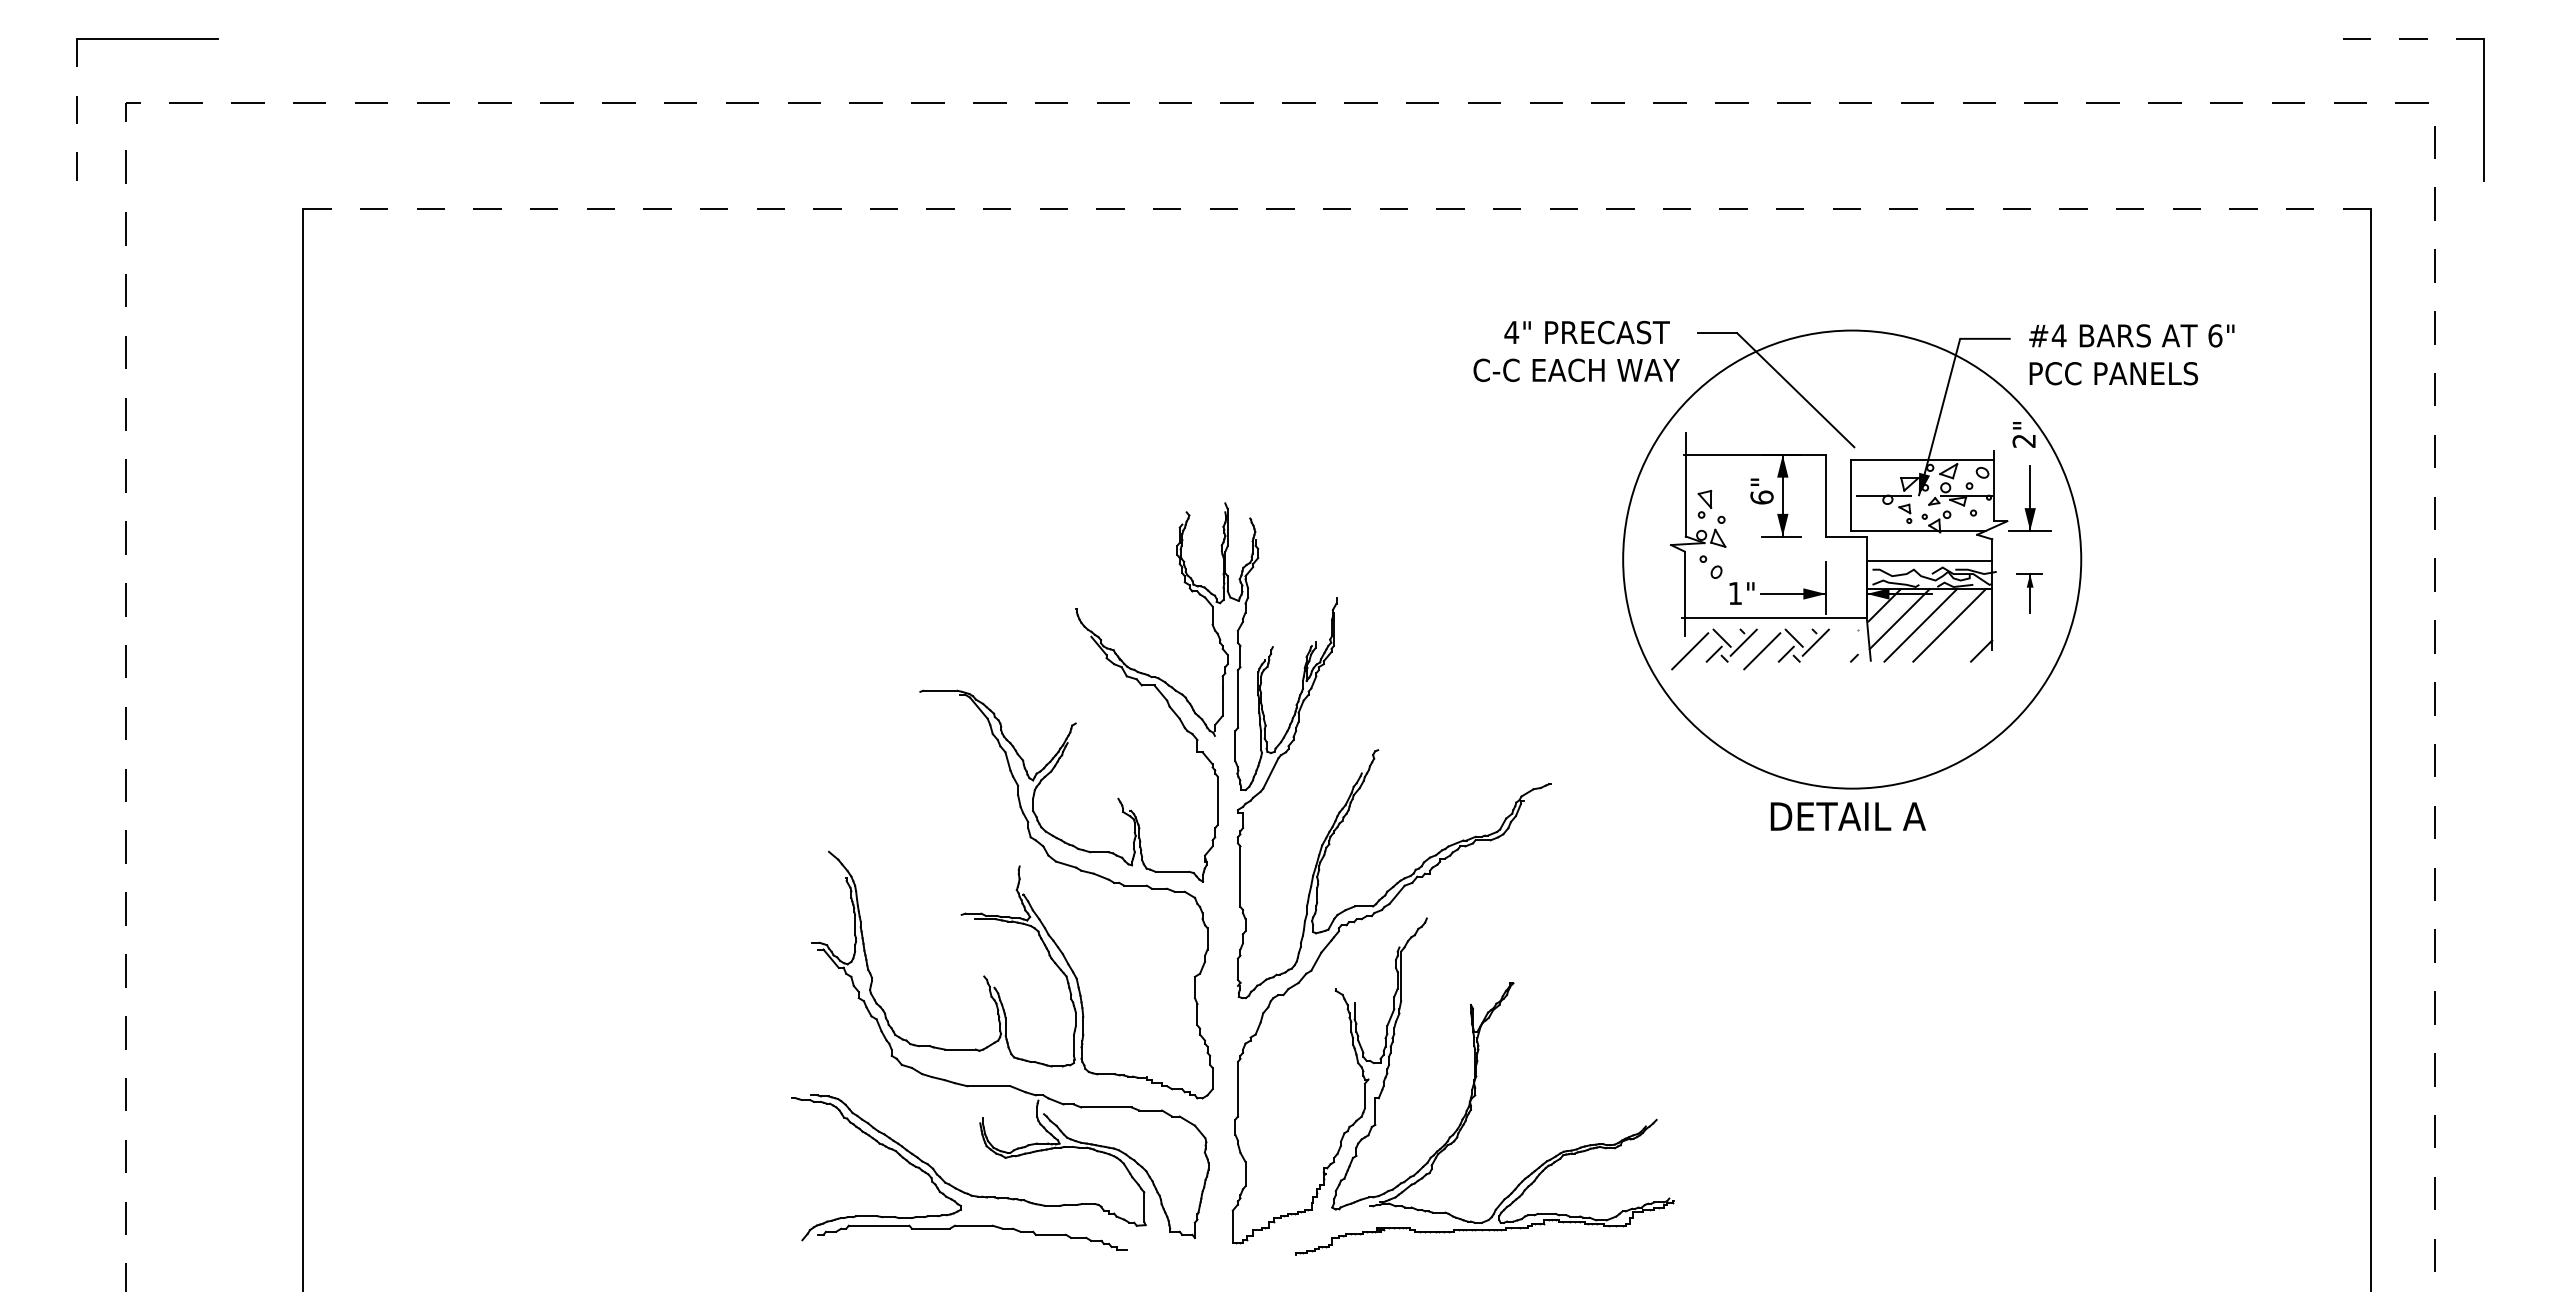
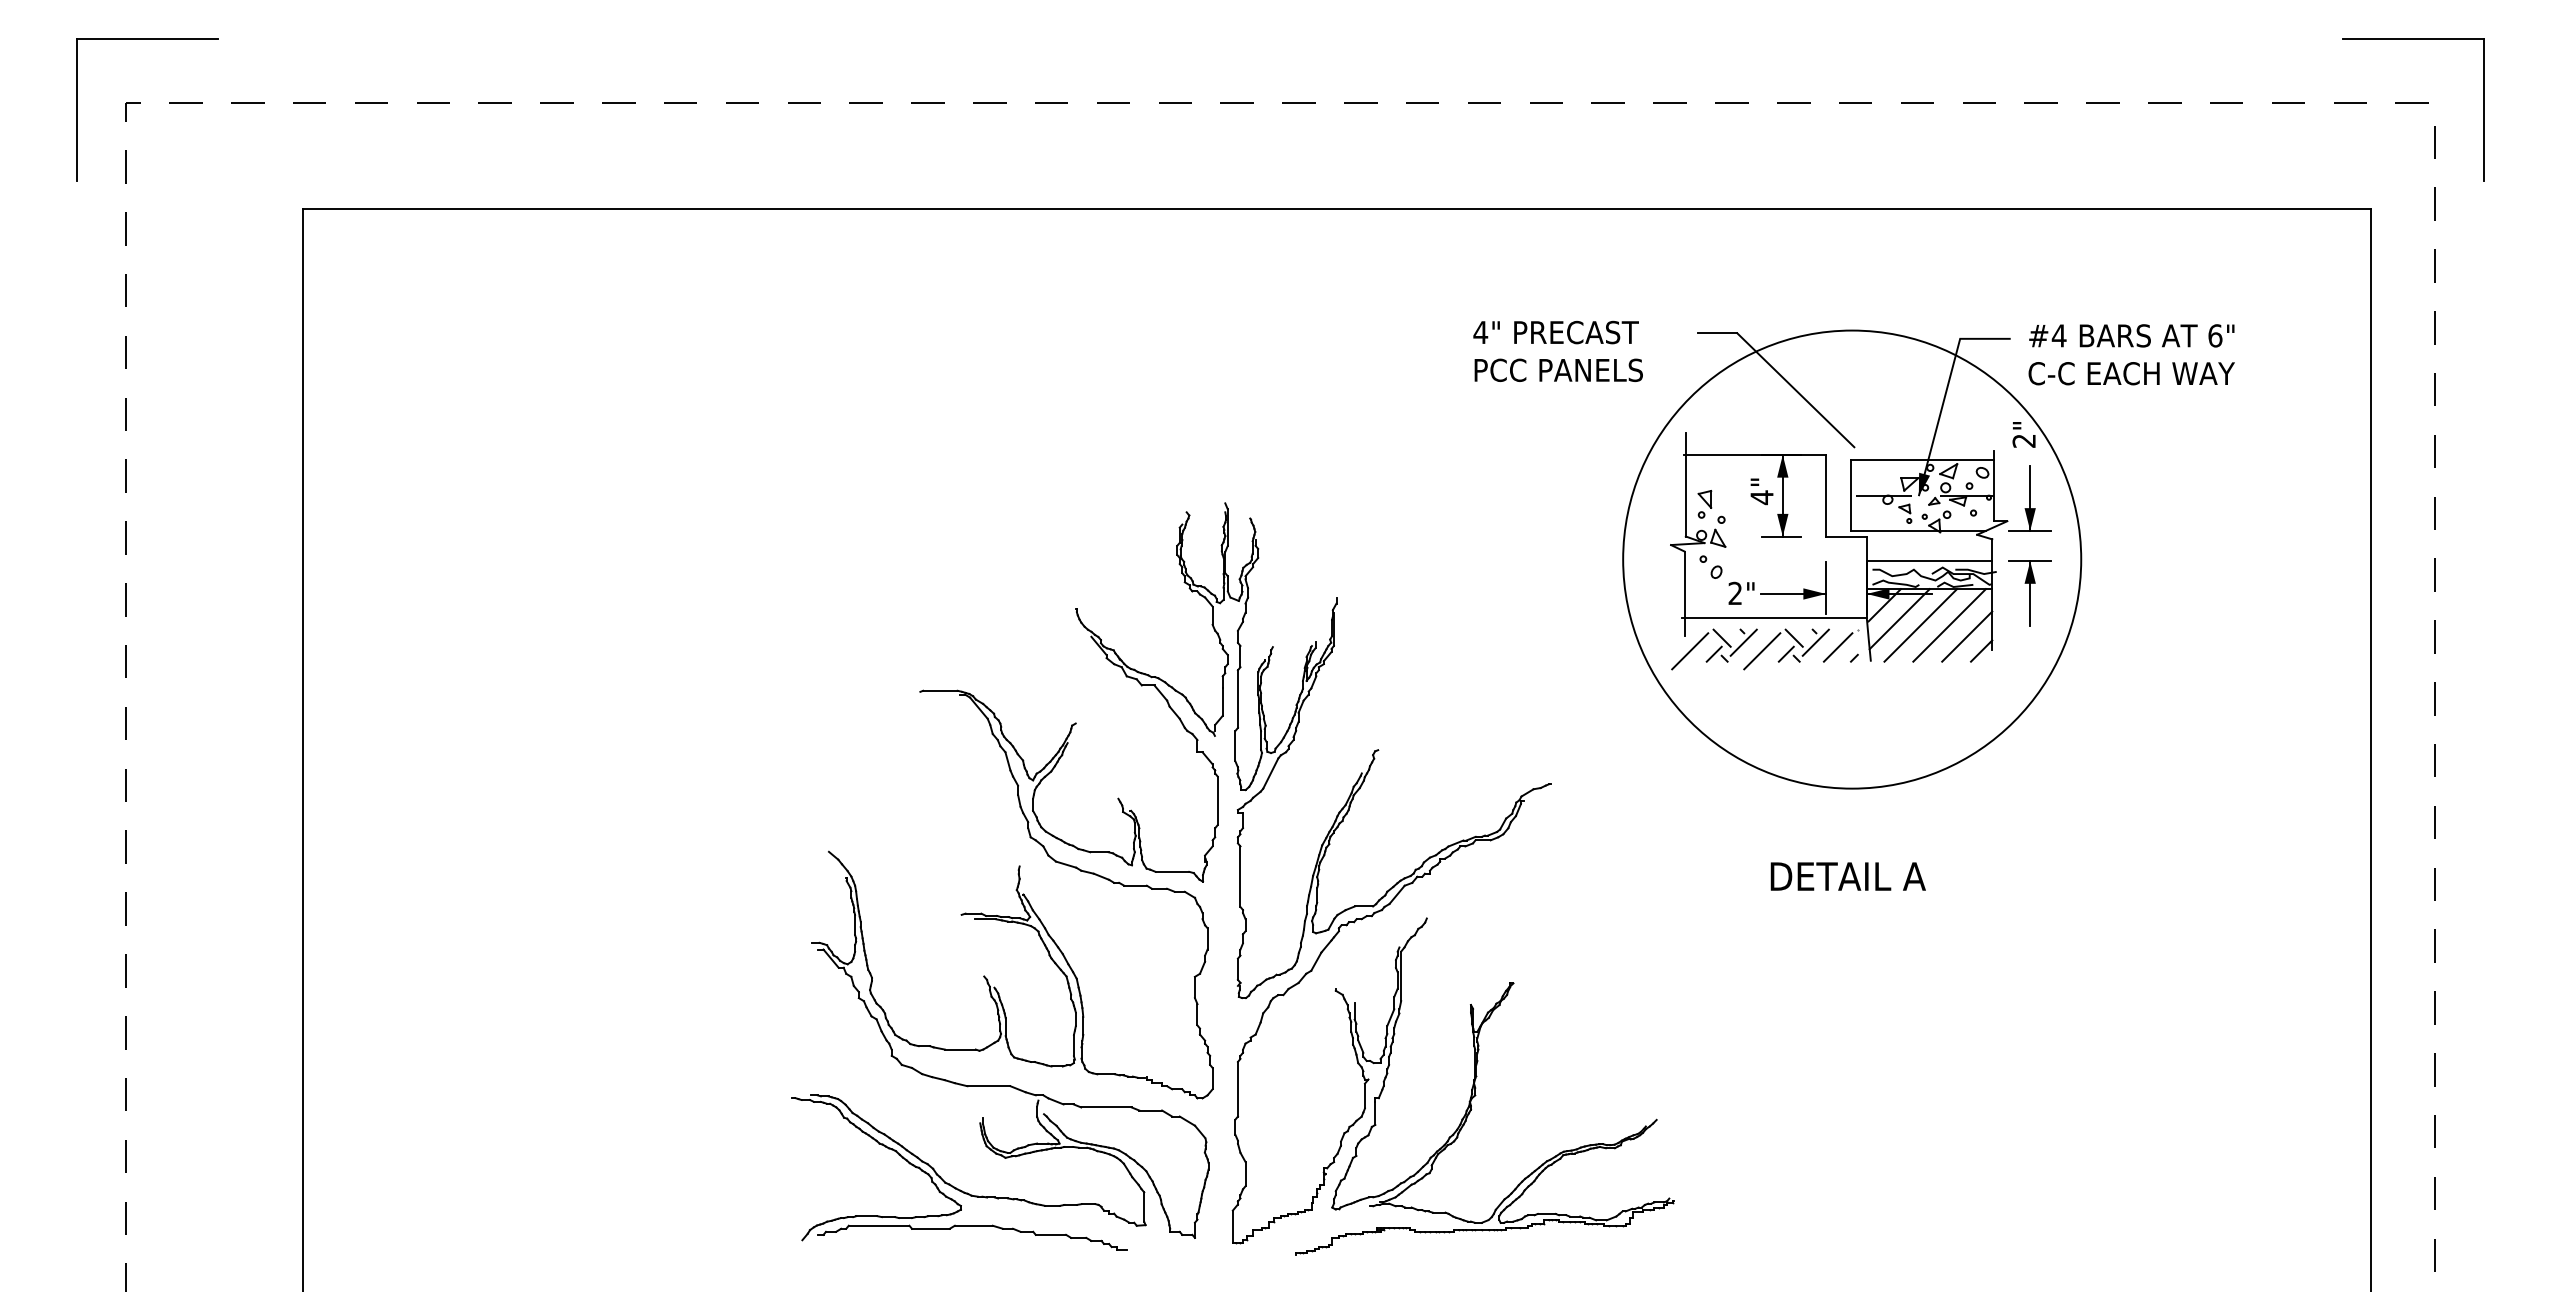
line: dashed -> solid (2413, 38)
line: dashed -> solid (76, 109)
line: dashed -> solid (1337, 208)
text position: (1586, 332) -> (1555, 332) (1555, 332)
text: C-C EACH WAY -> PCC PANELS (1576, 370)
text: PCC PANELS -> C-C EACH WAY (2131, 373)
text: 6" -> 4" (1761, 497)
text: 1" -> 2" (1734, 592)
part size: 27x41 px -> 44x67 px (2029, 593)
line: none -> present (1967, 636)
line: none -> present (1837, 647)
text position: (1847, 816) -> (1847, 876) (1847, 876)
